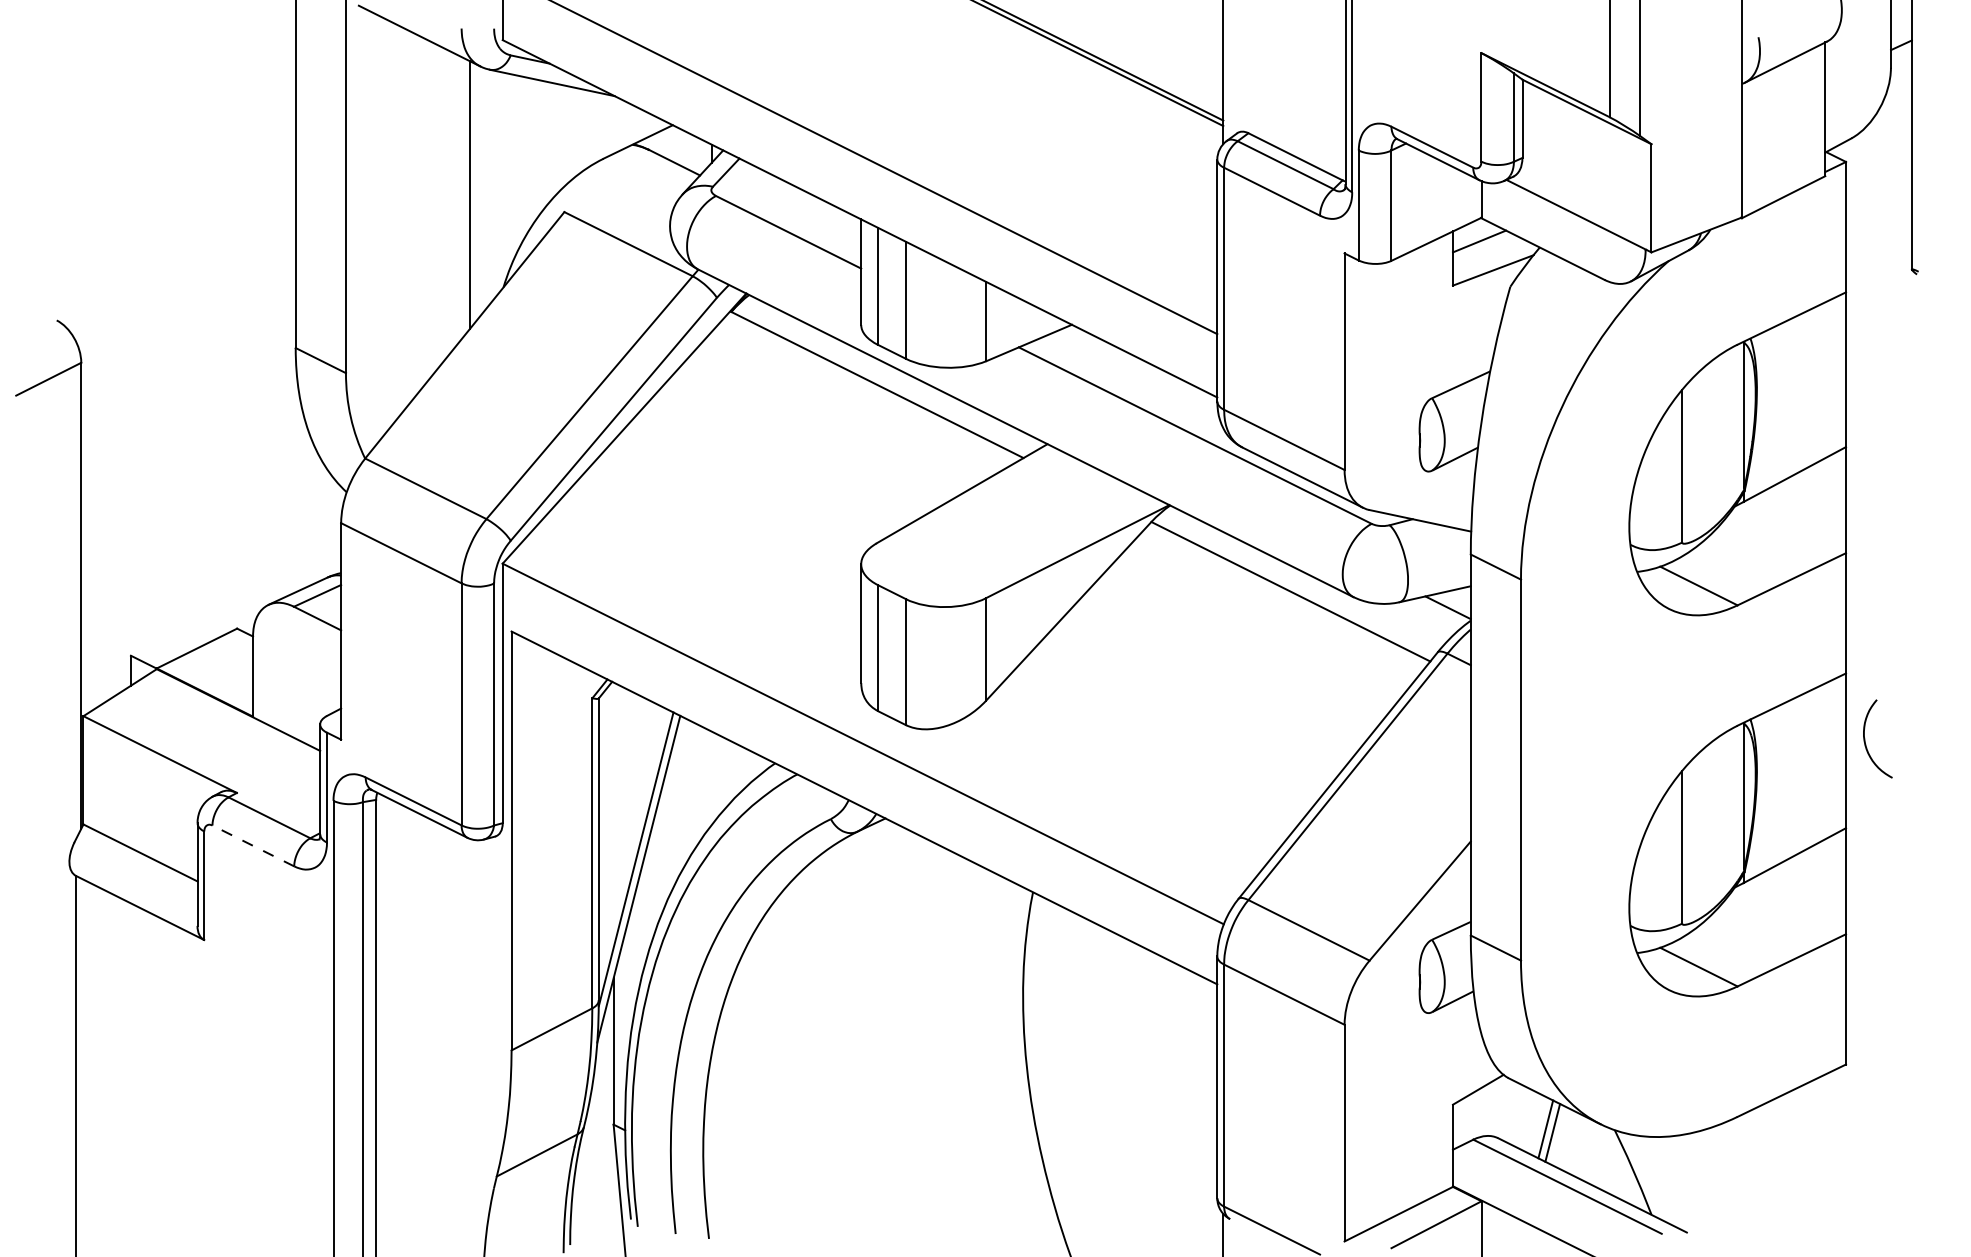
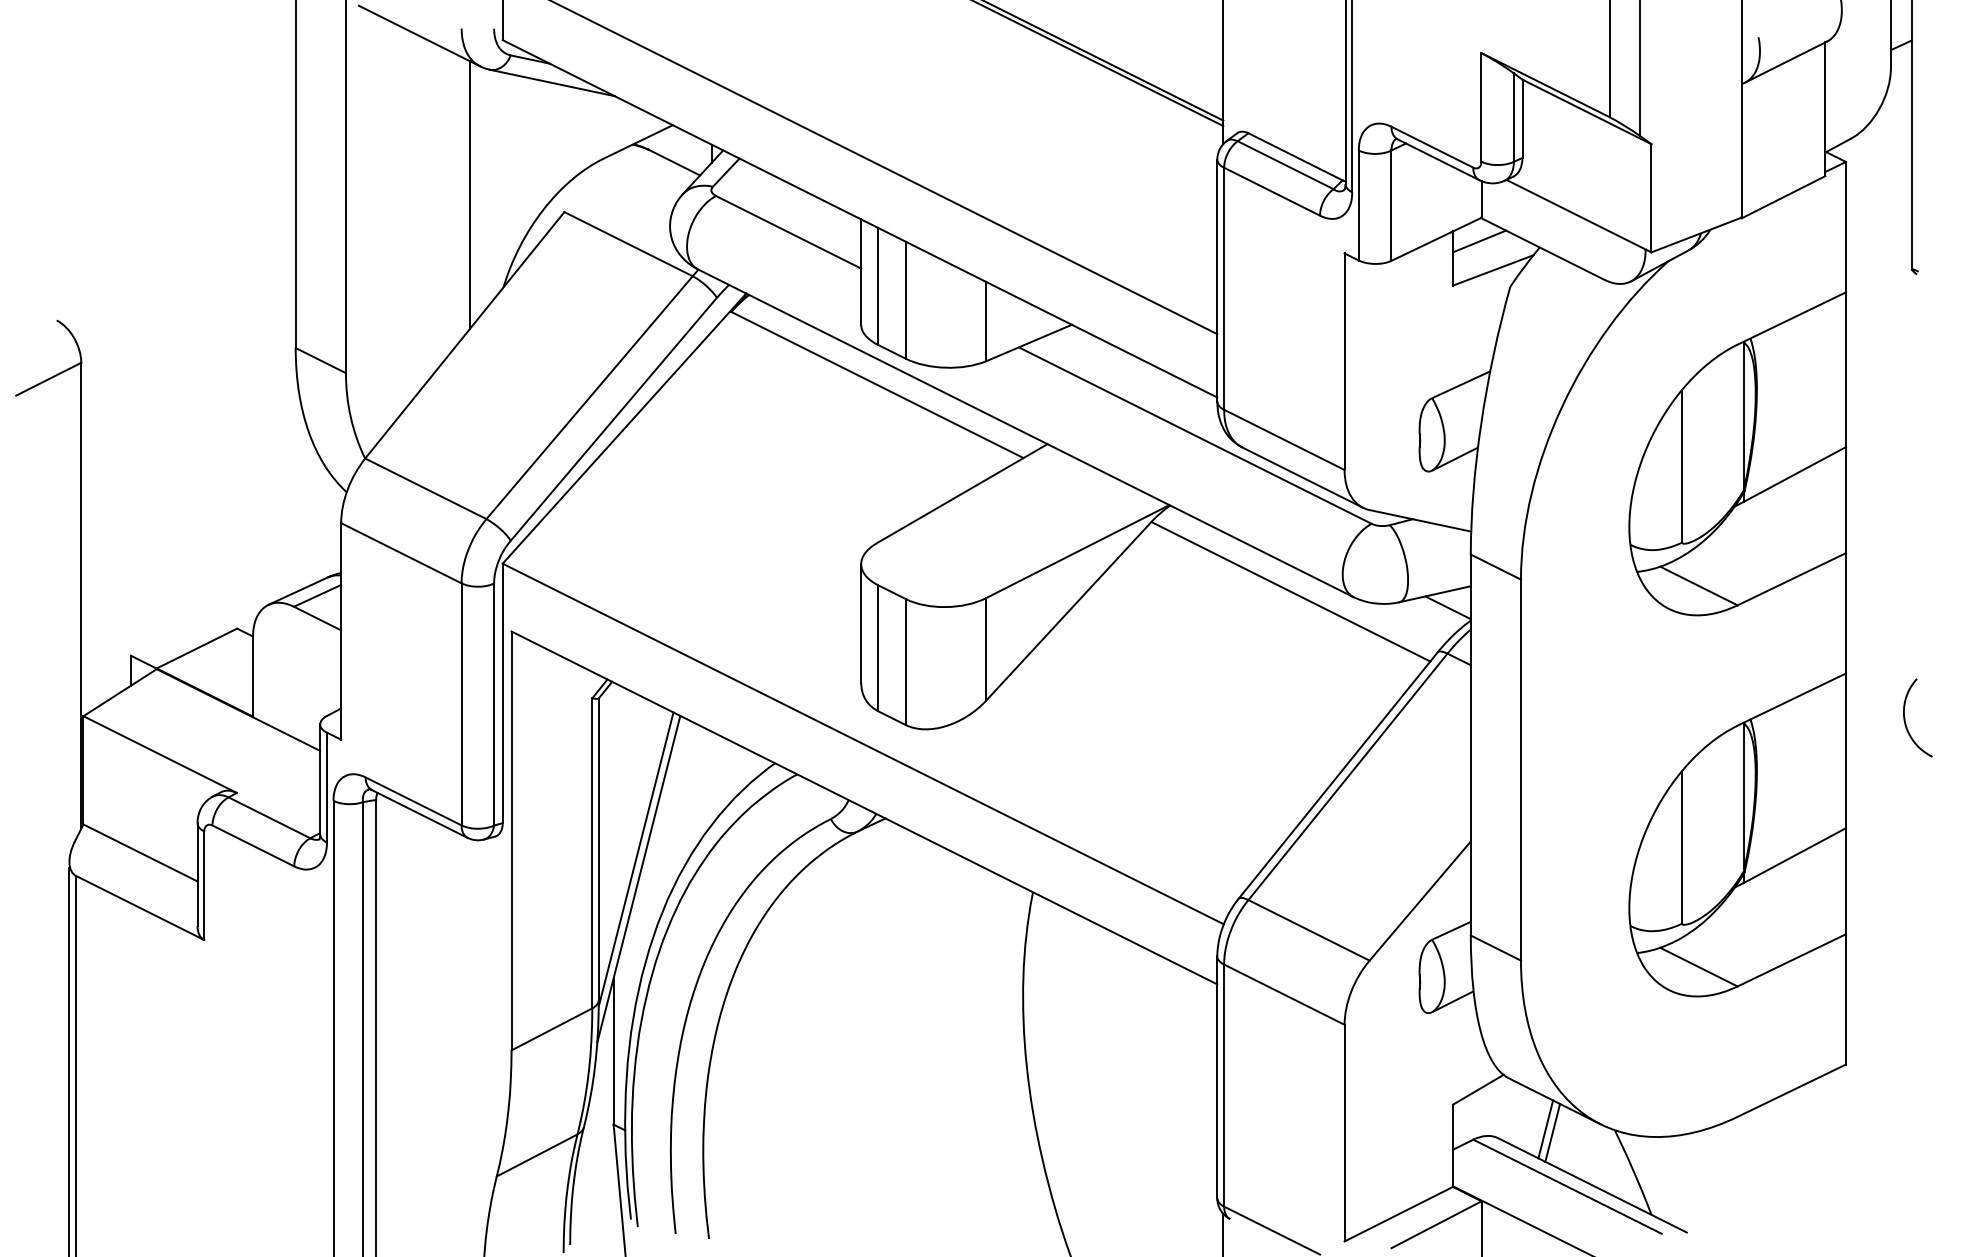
curve position: (1865, 738) -> (1905, 717) (1905, 717)
line: dashed -> solid (253, 845)
line: none -> present (69, 1060)
